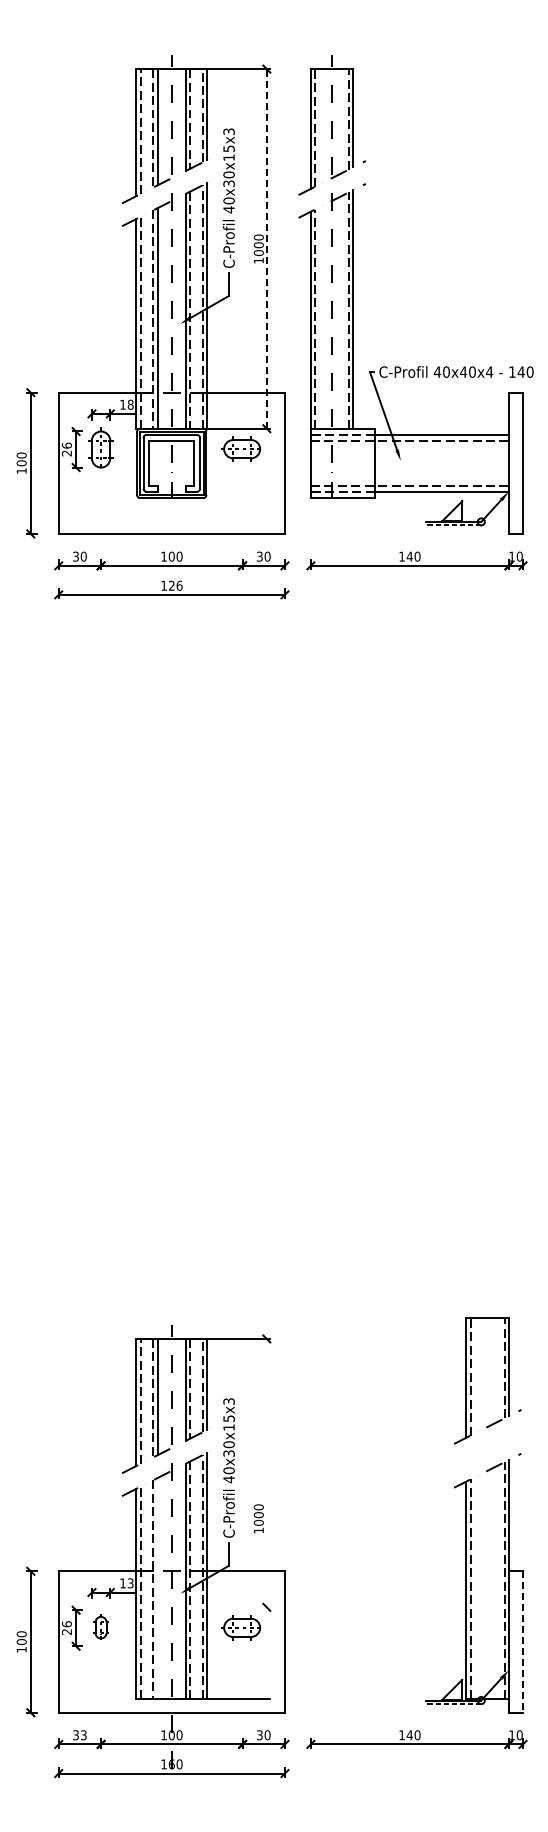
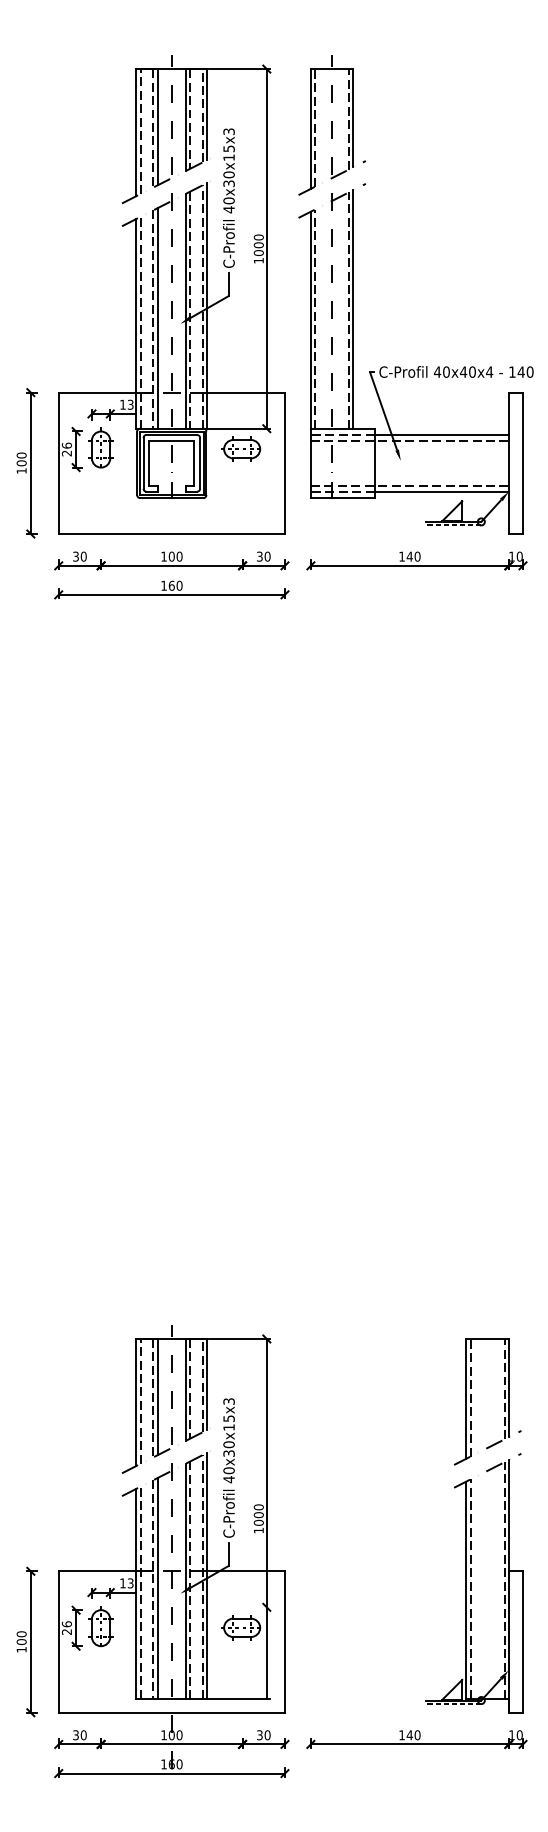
line: dashed -> solid (266, 248)
text: 18 -> 13 (130, 404)
text: 126 -> 160 (175, 585)
part position: (471, 1380) -> (471, 1401) (471, 1401)
line: none -> present (266, 1518)
line: none -> present (157, 1588)
part size: 16x26 px -> 26x42 px (100, 1626)
line: dashed -> solid (523, 1641)
text: 33 -> 30 (83, 1735)
